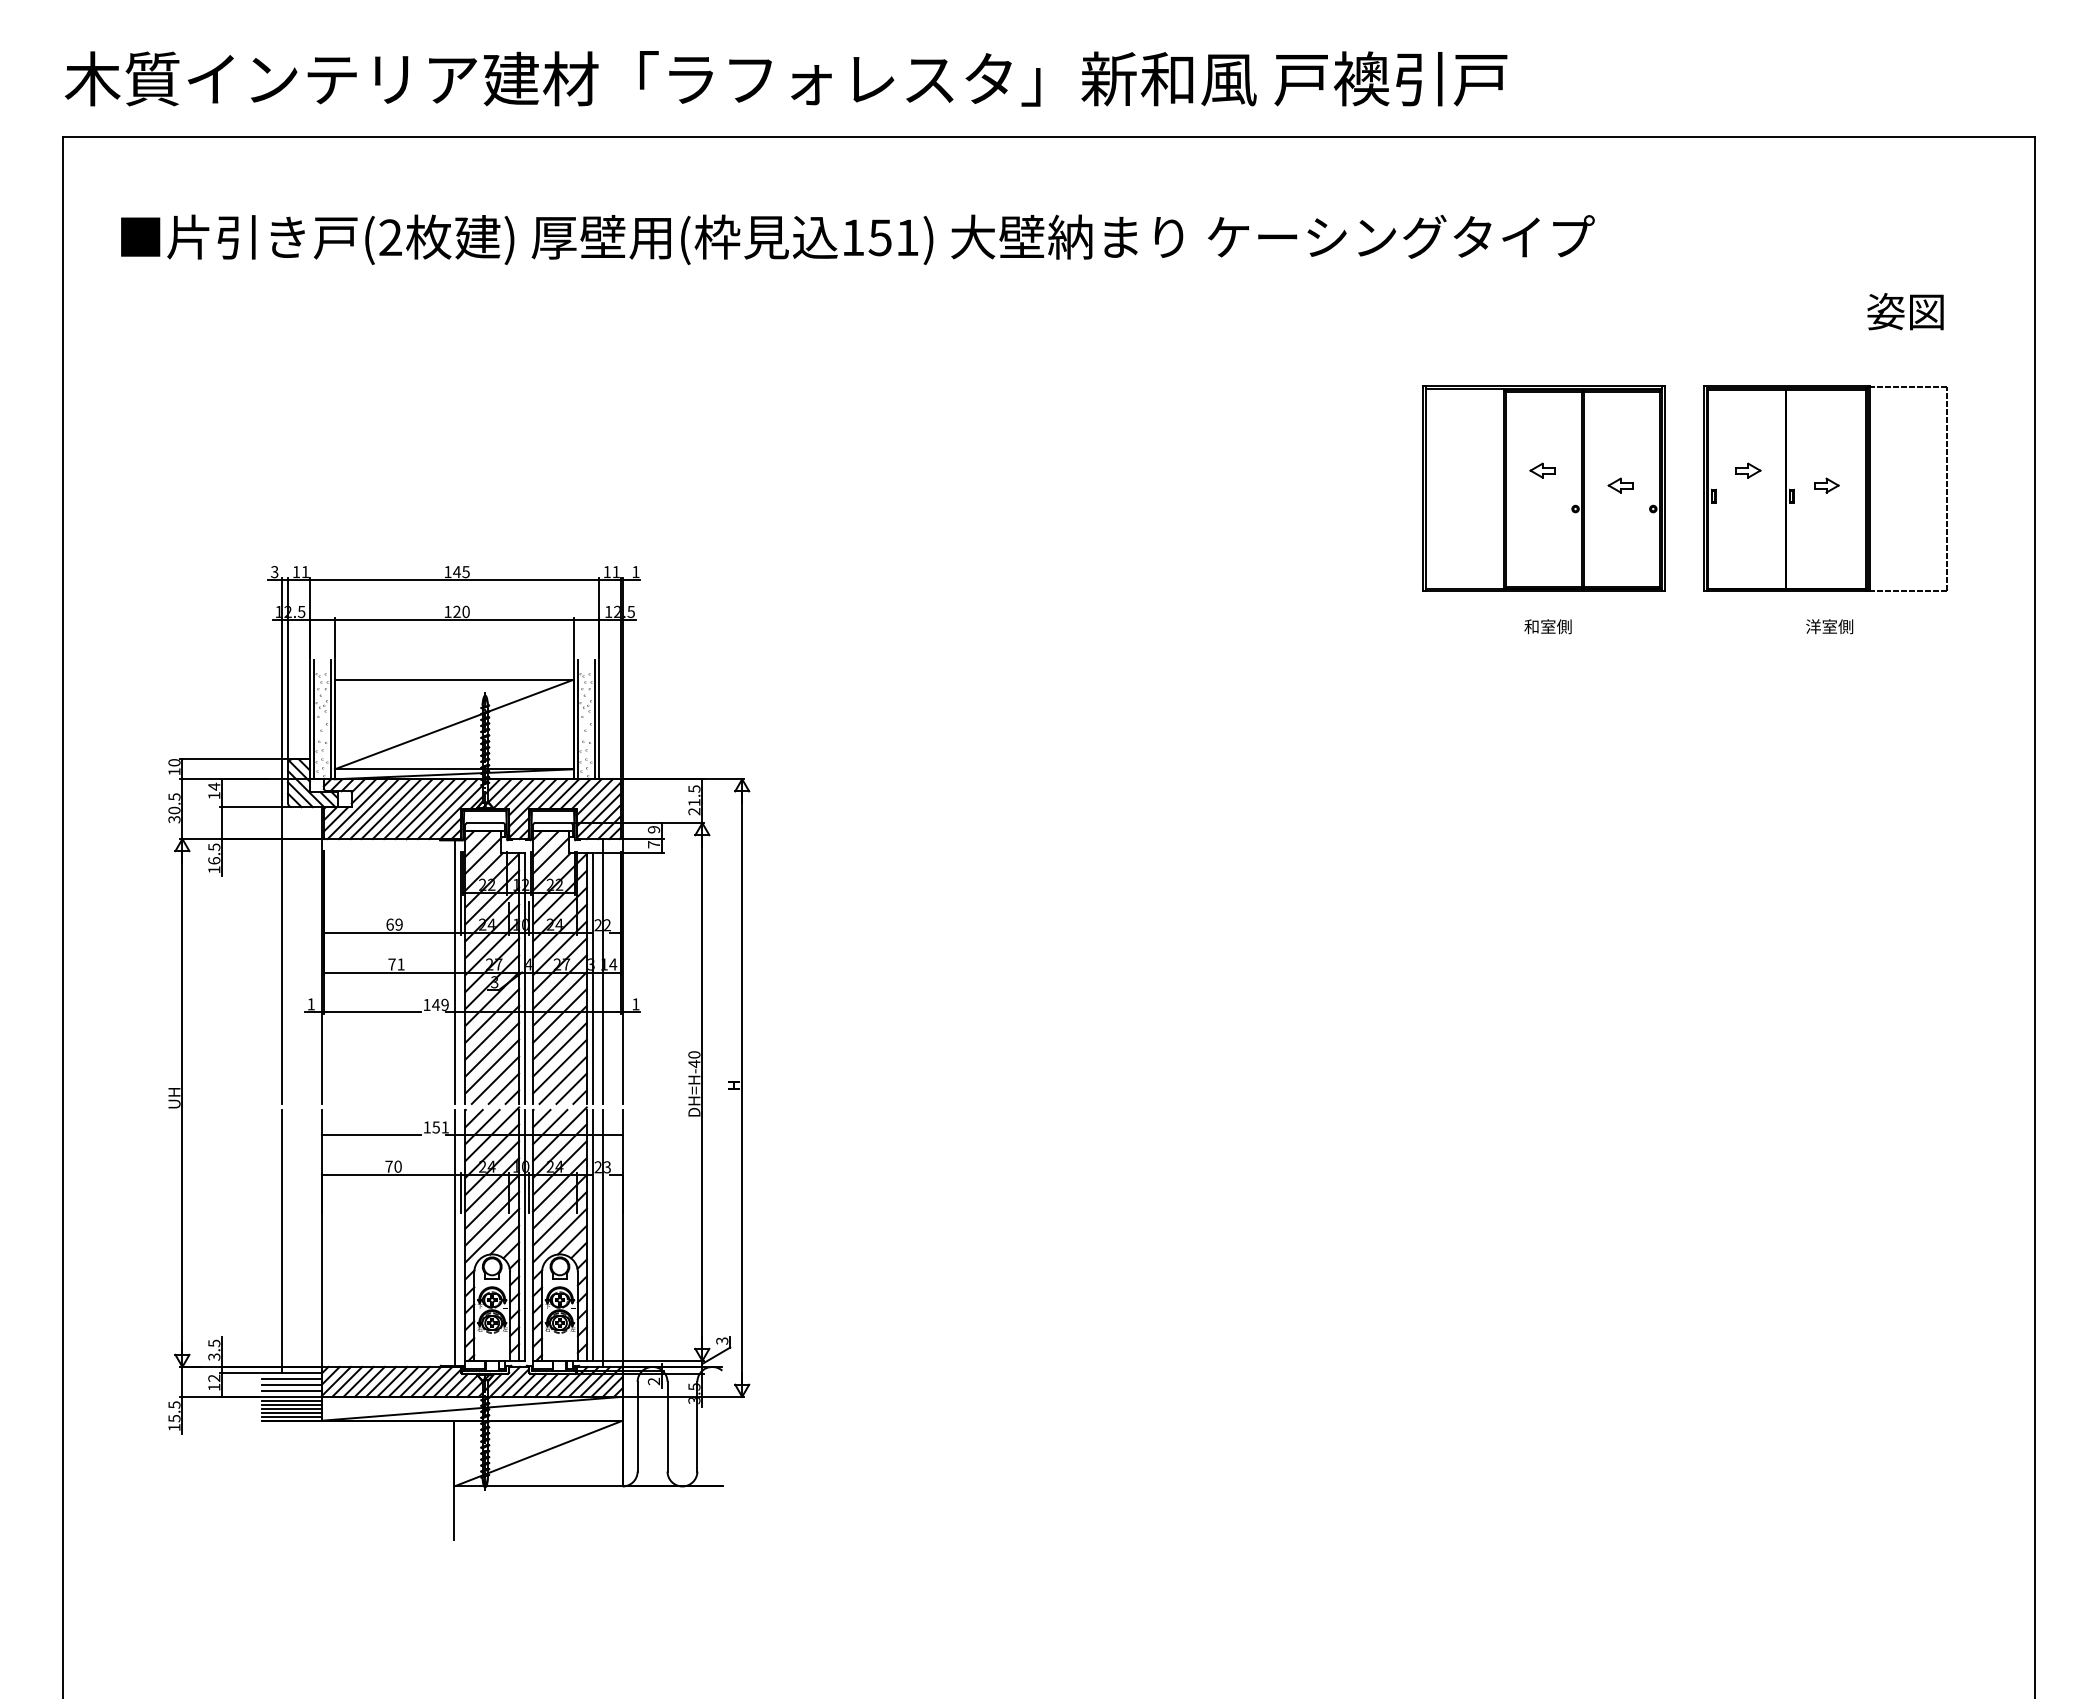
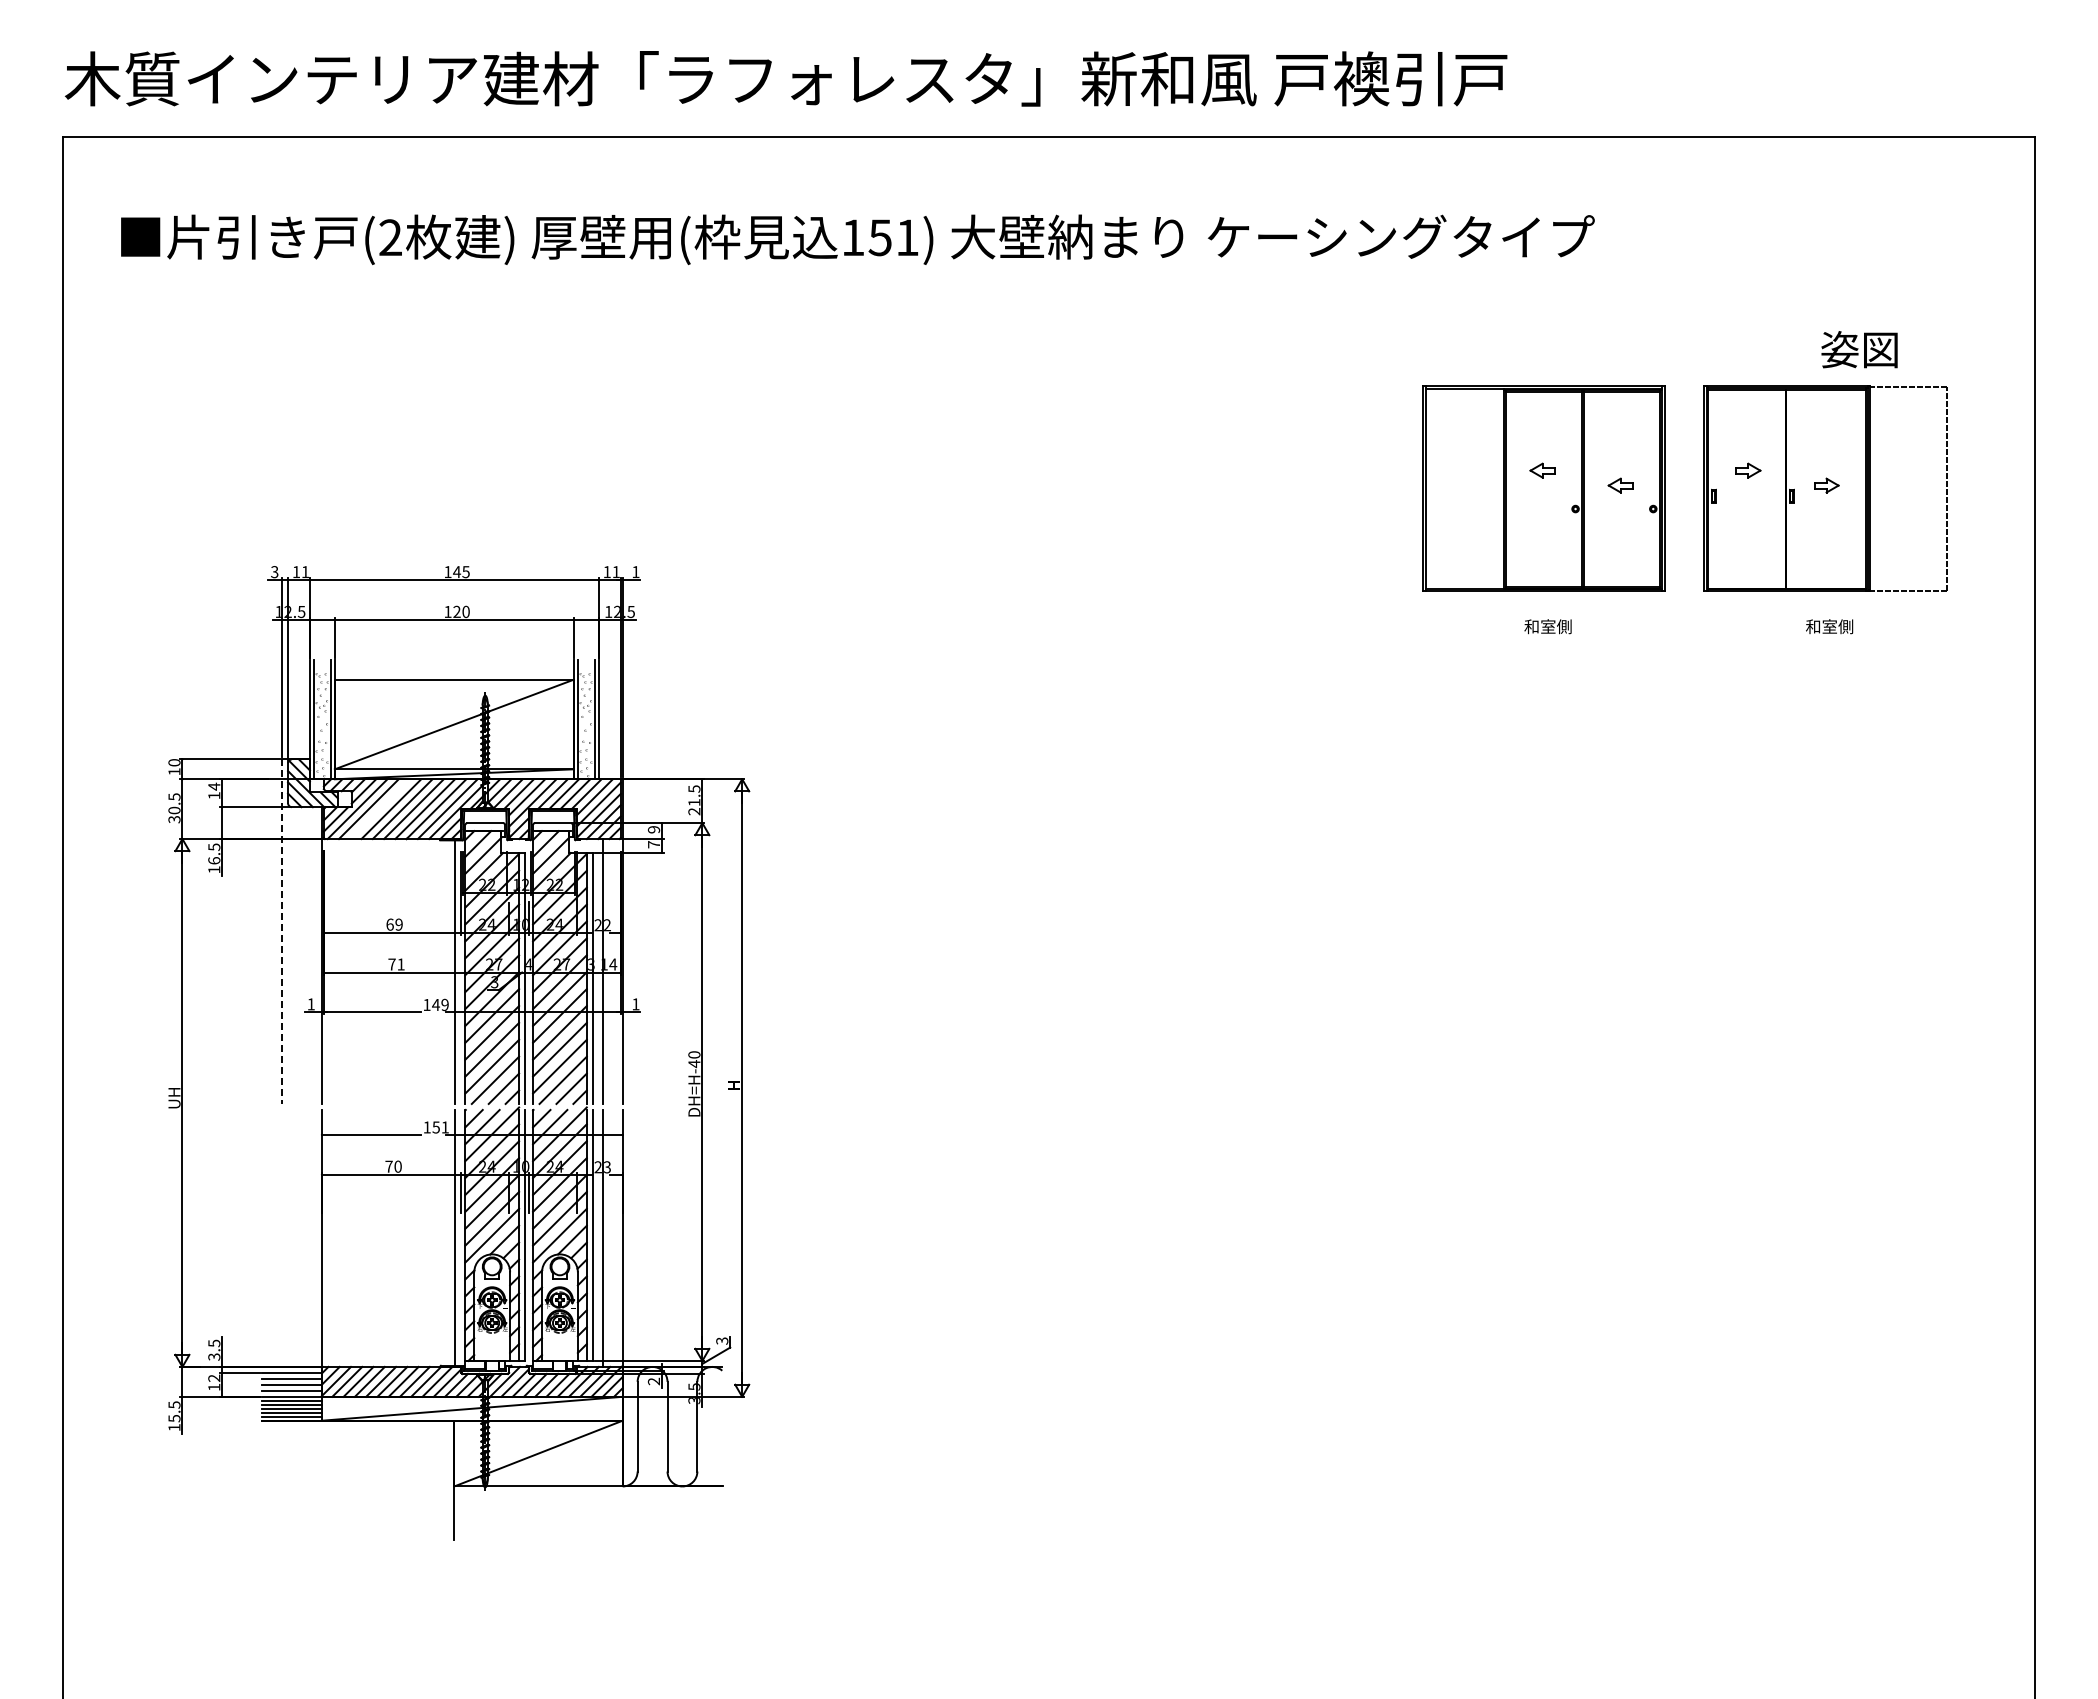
text position: (1905, 311) -> (1859, 349) (1859, 349)
text: 洋室側 -> 和室側 (1813, 626)
line: present -> none (380, 809)
line: solid -> dashed (282, 932)
line: present -> none (282, 1240)
